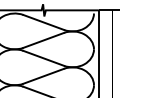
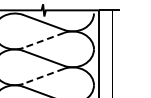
line: solid -> dashed (43, 40)
line: solid -> dashed (43, 76)
